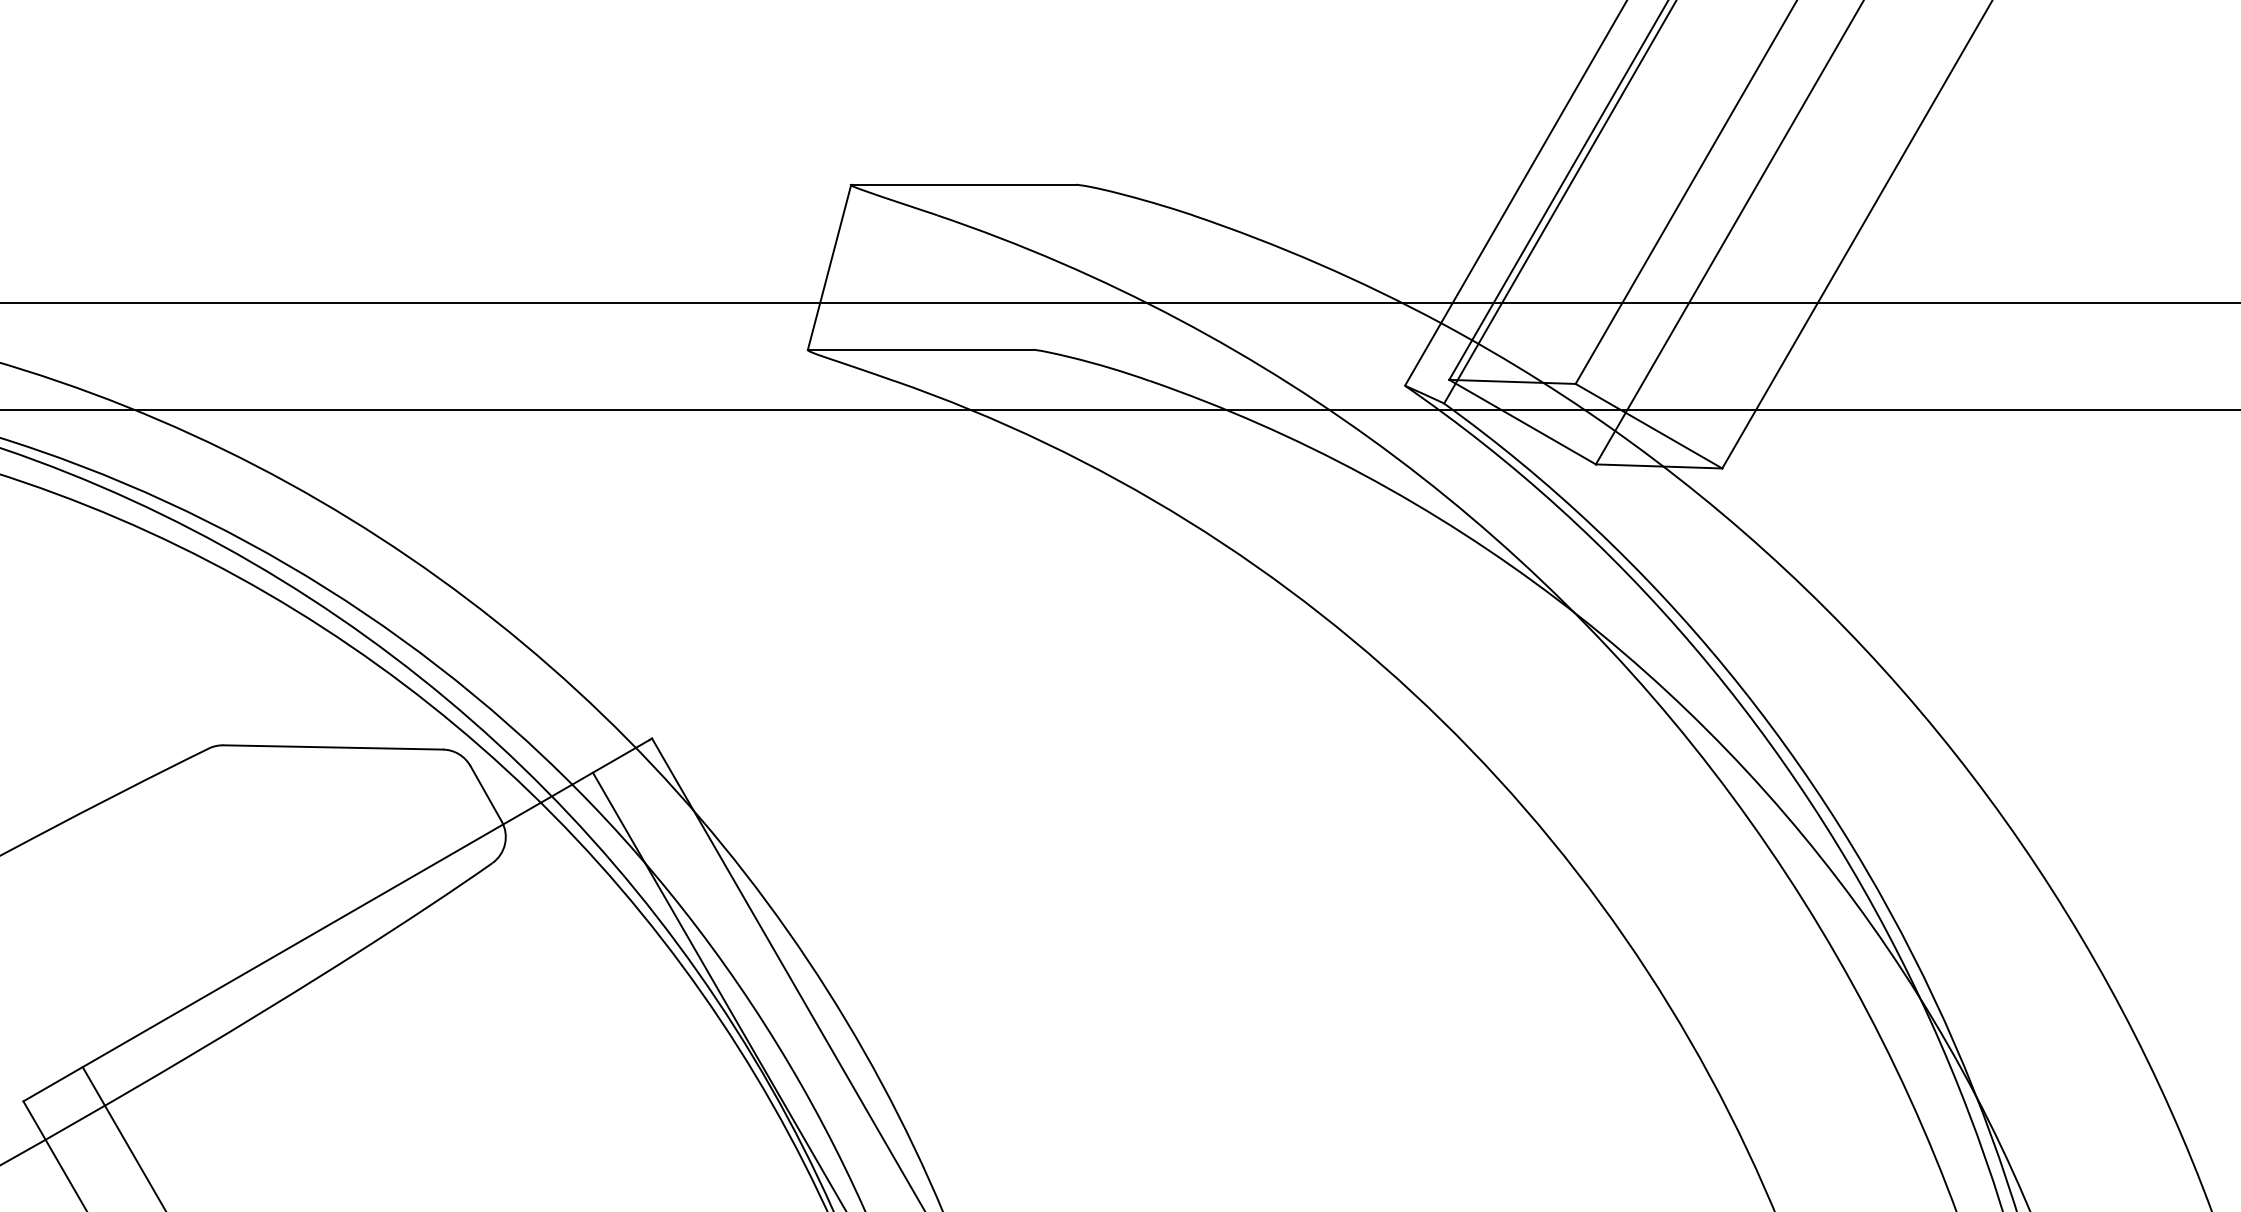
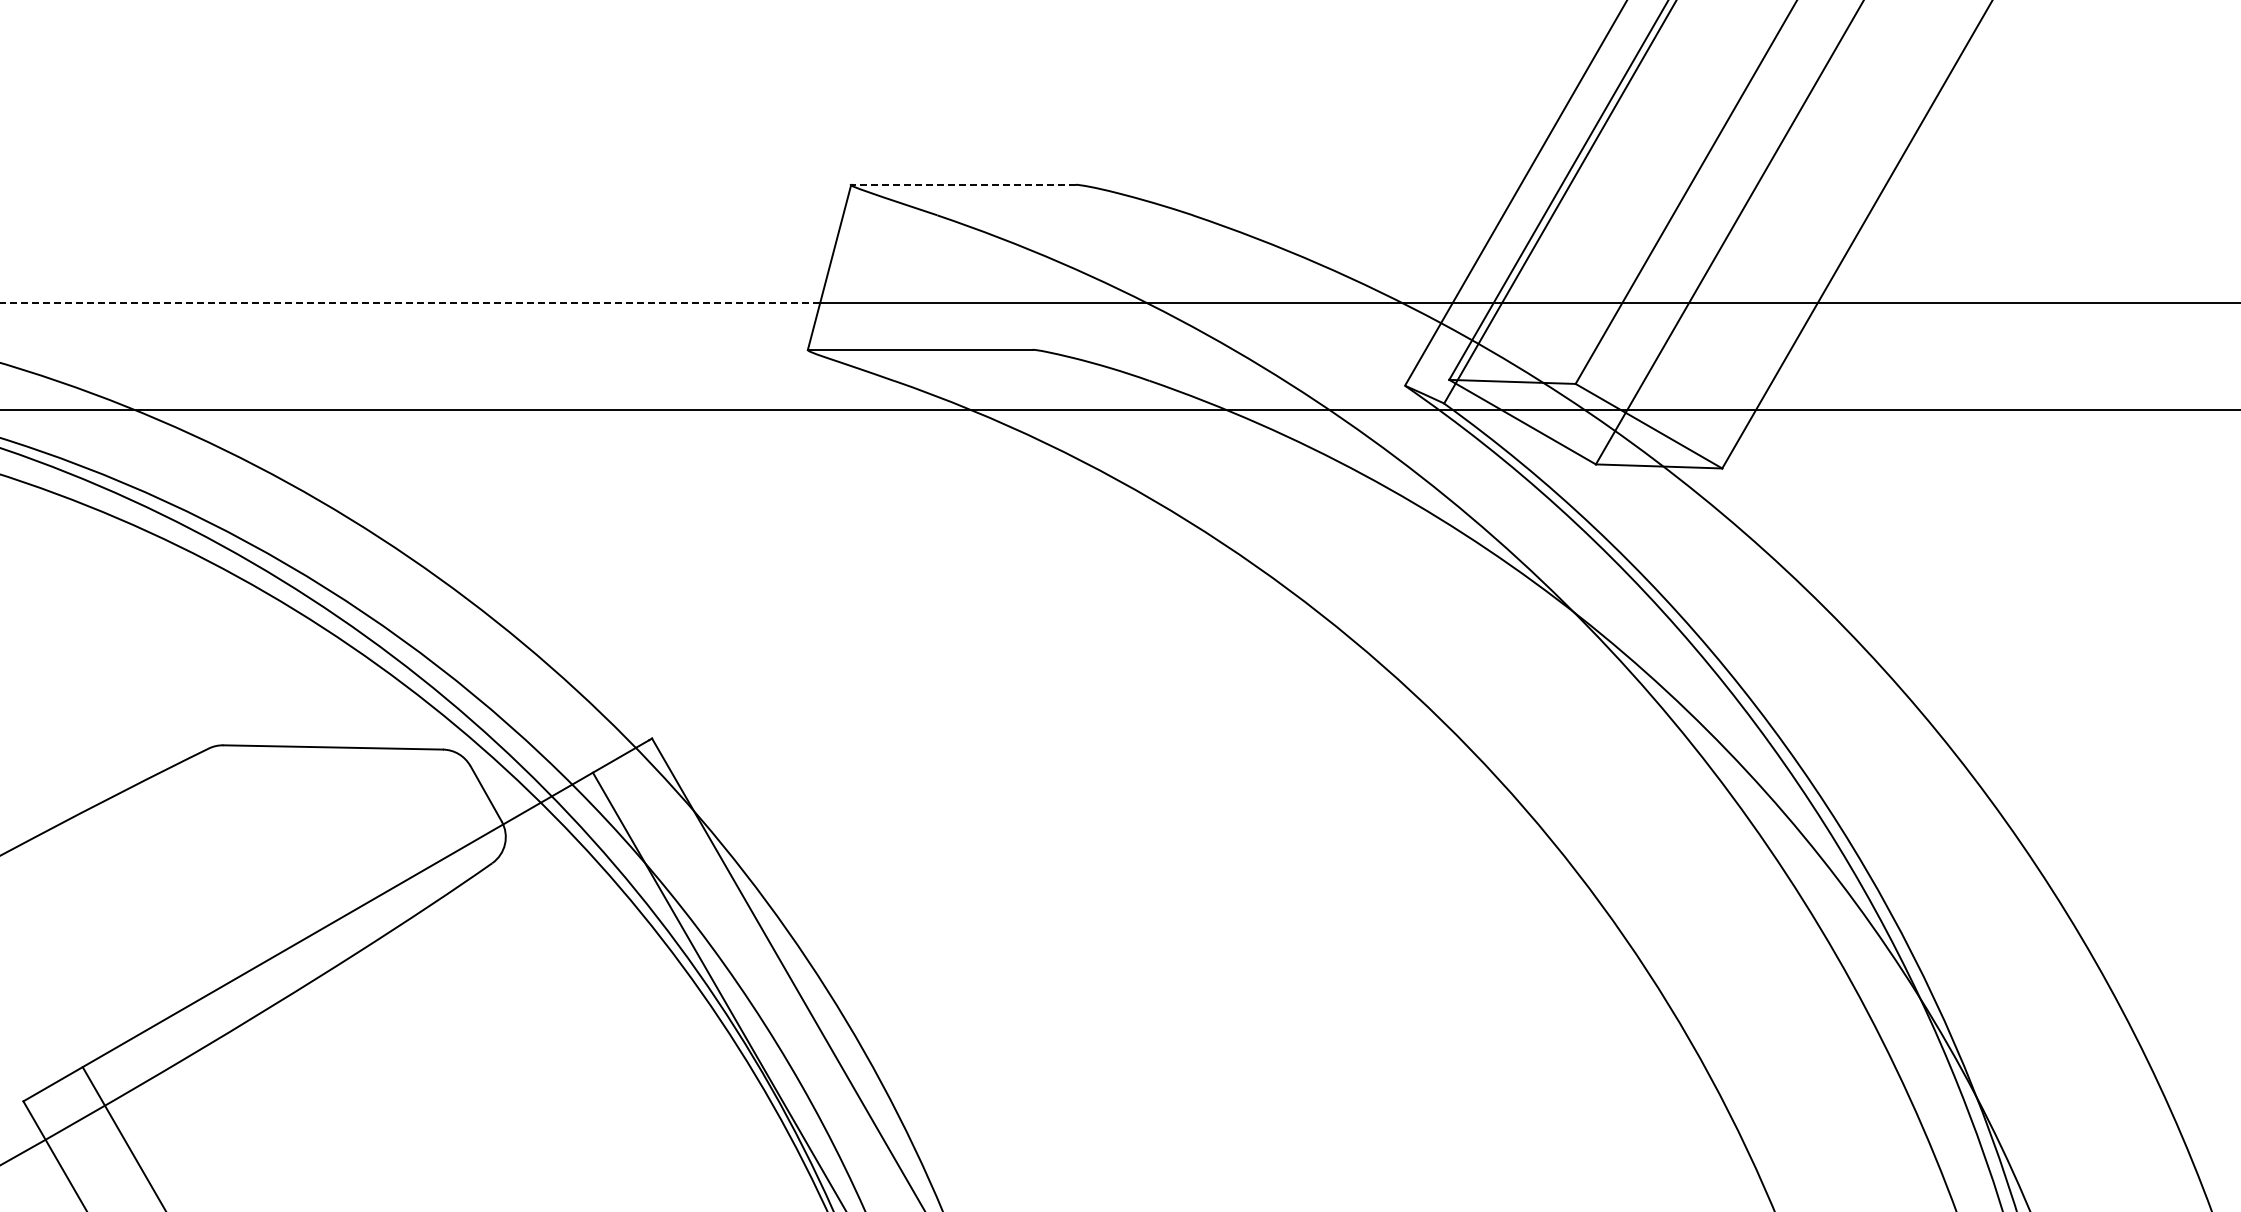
line: solid -> dashed (964, 184)
line: solid -> dashed (410, 303)
